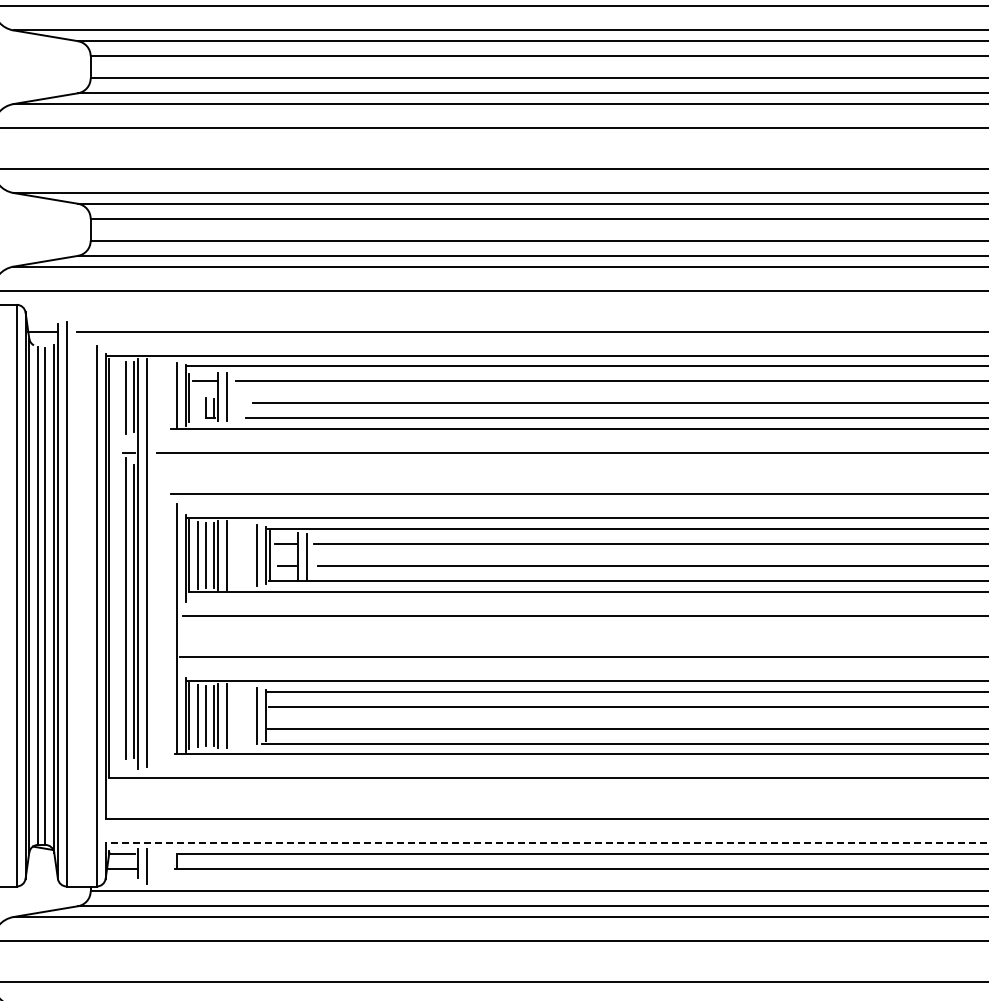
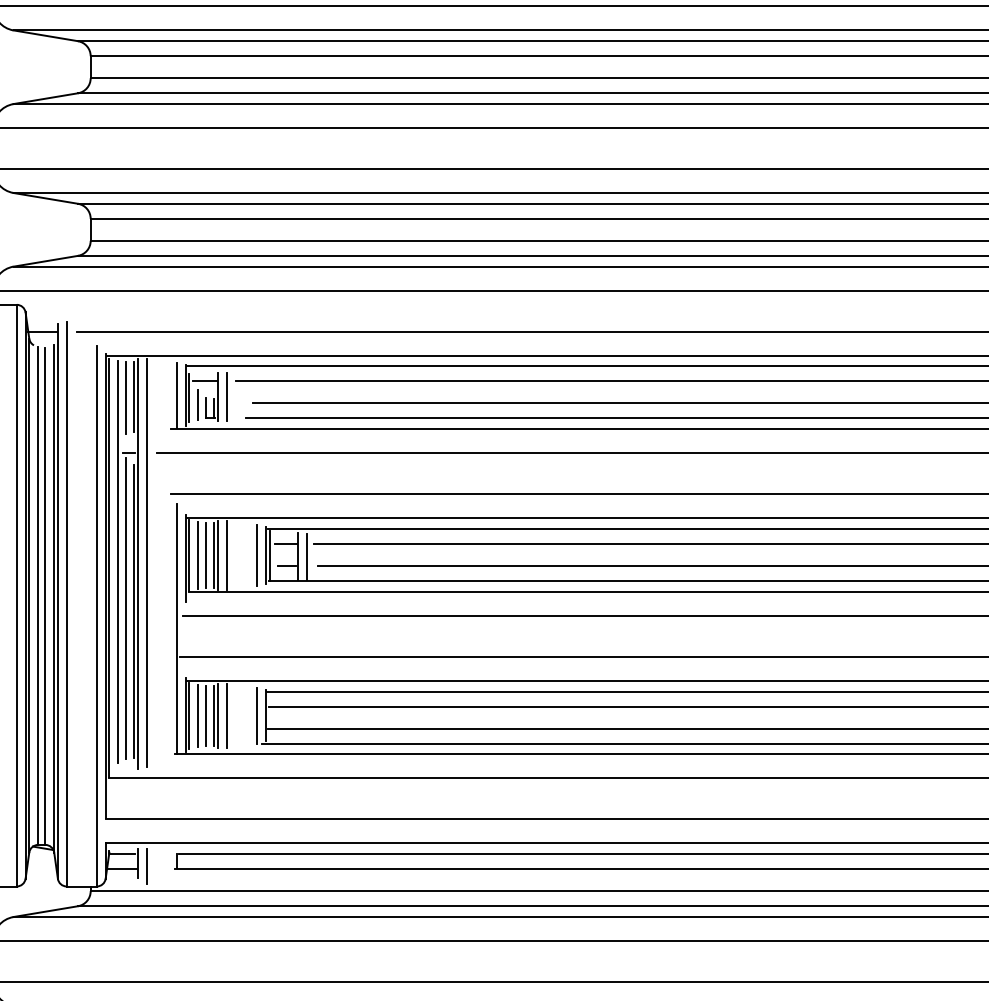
line: none -> present (198, 404)
line: none -> present (118, 561)
line: dashed -> solid (546, 843)
